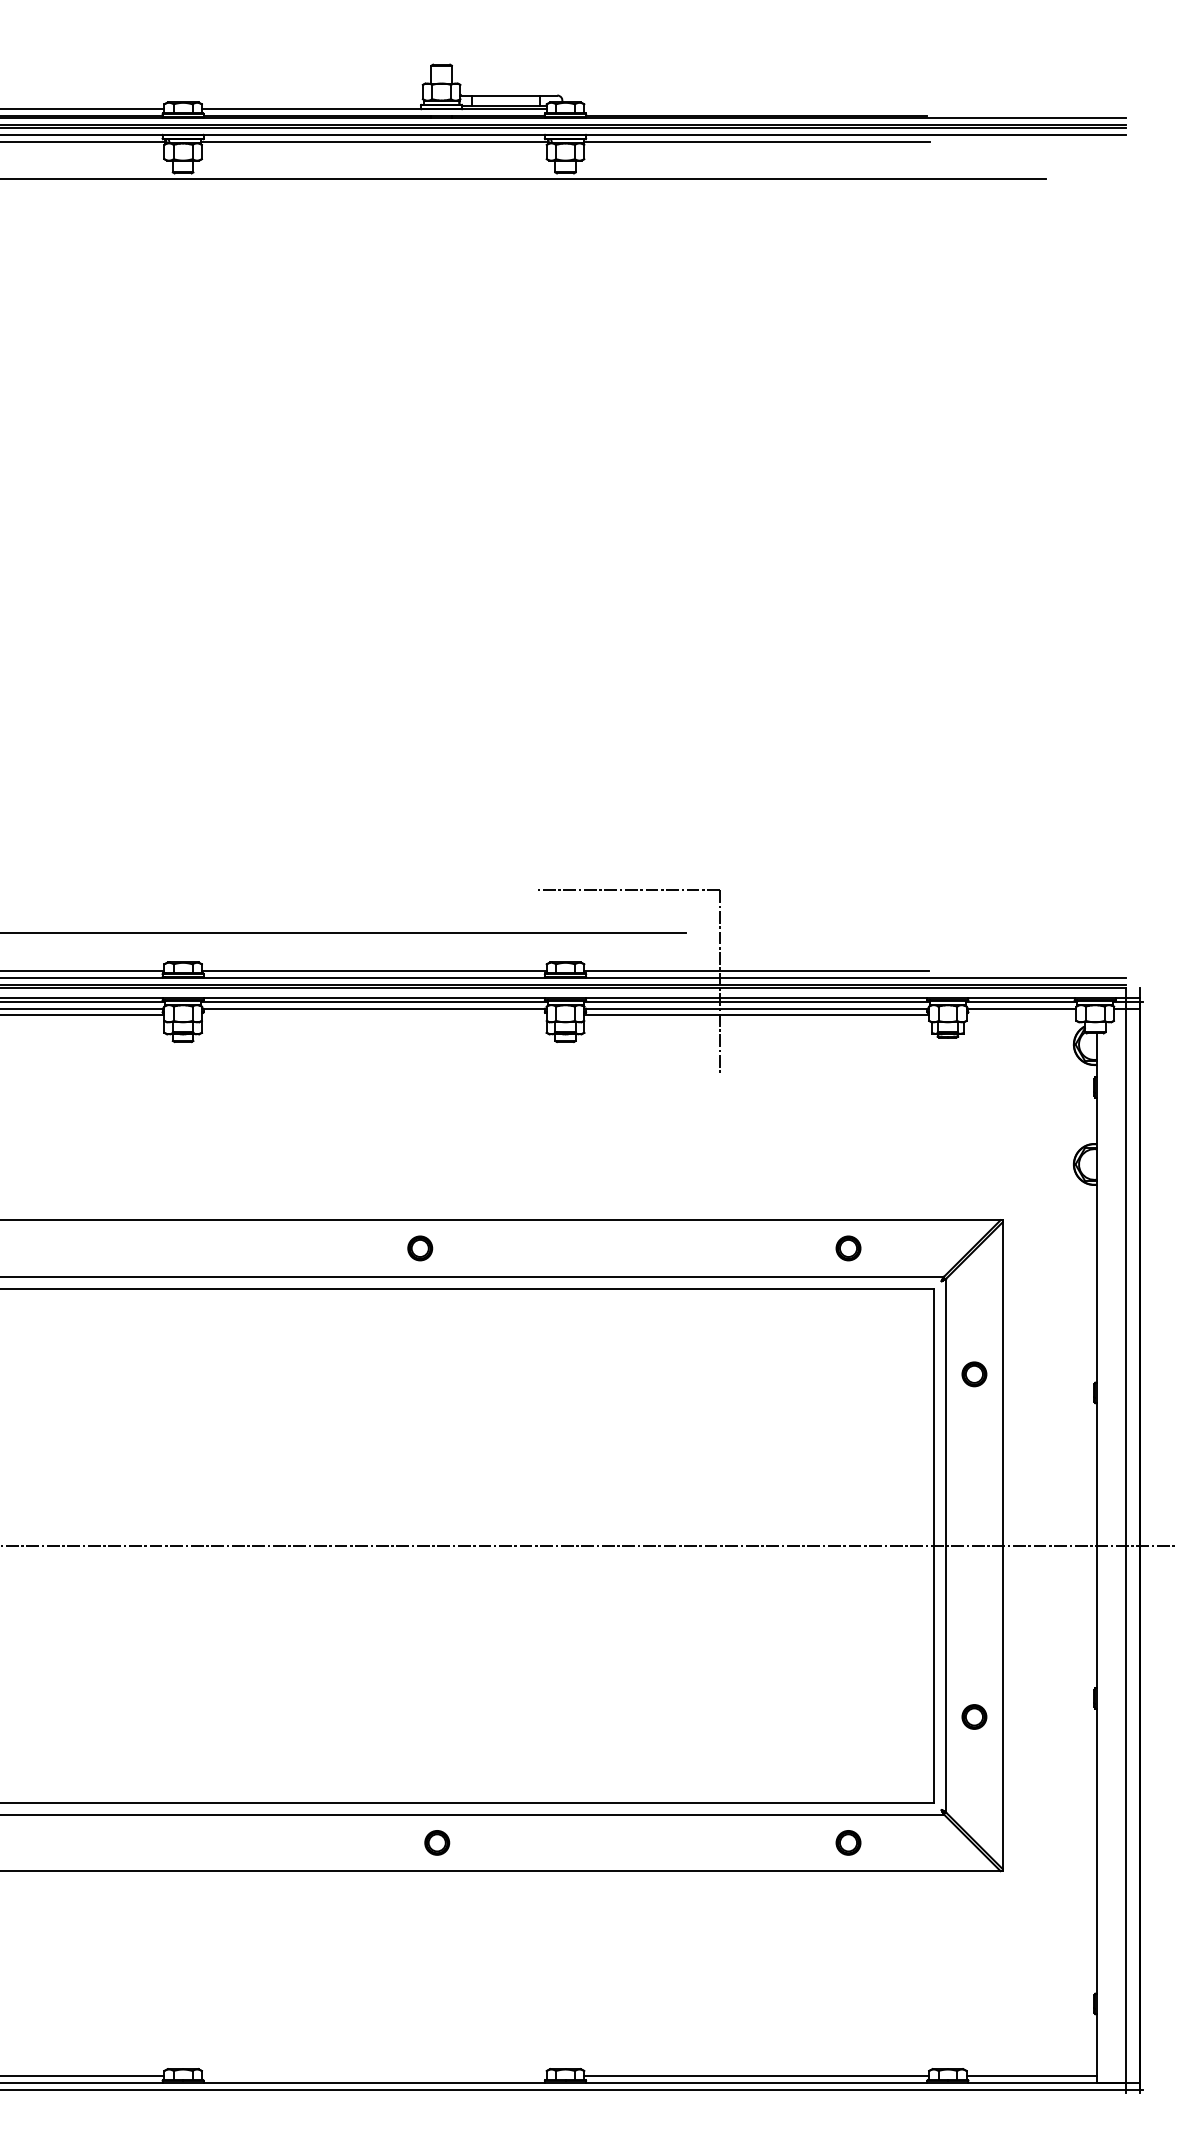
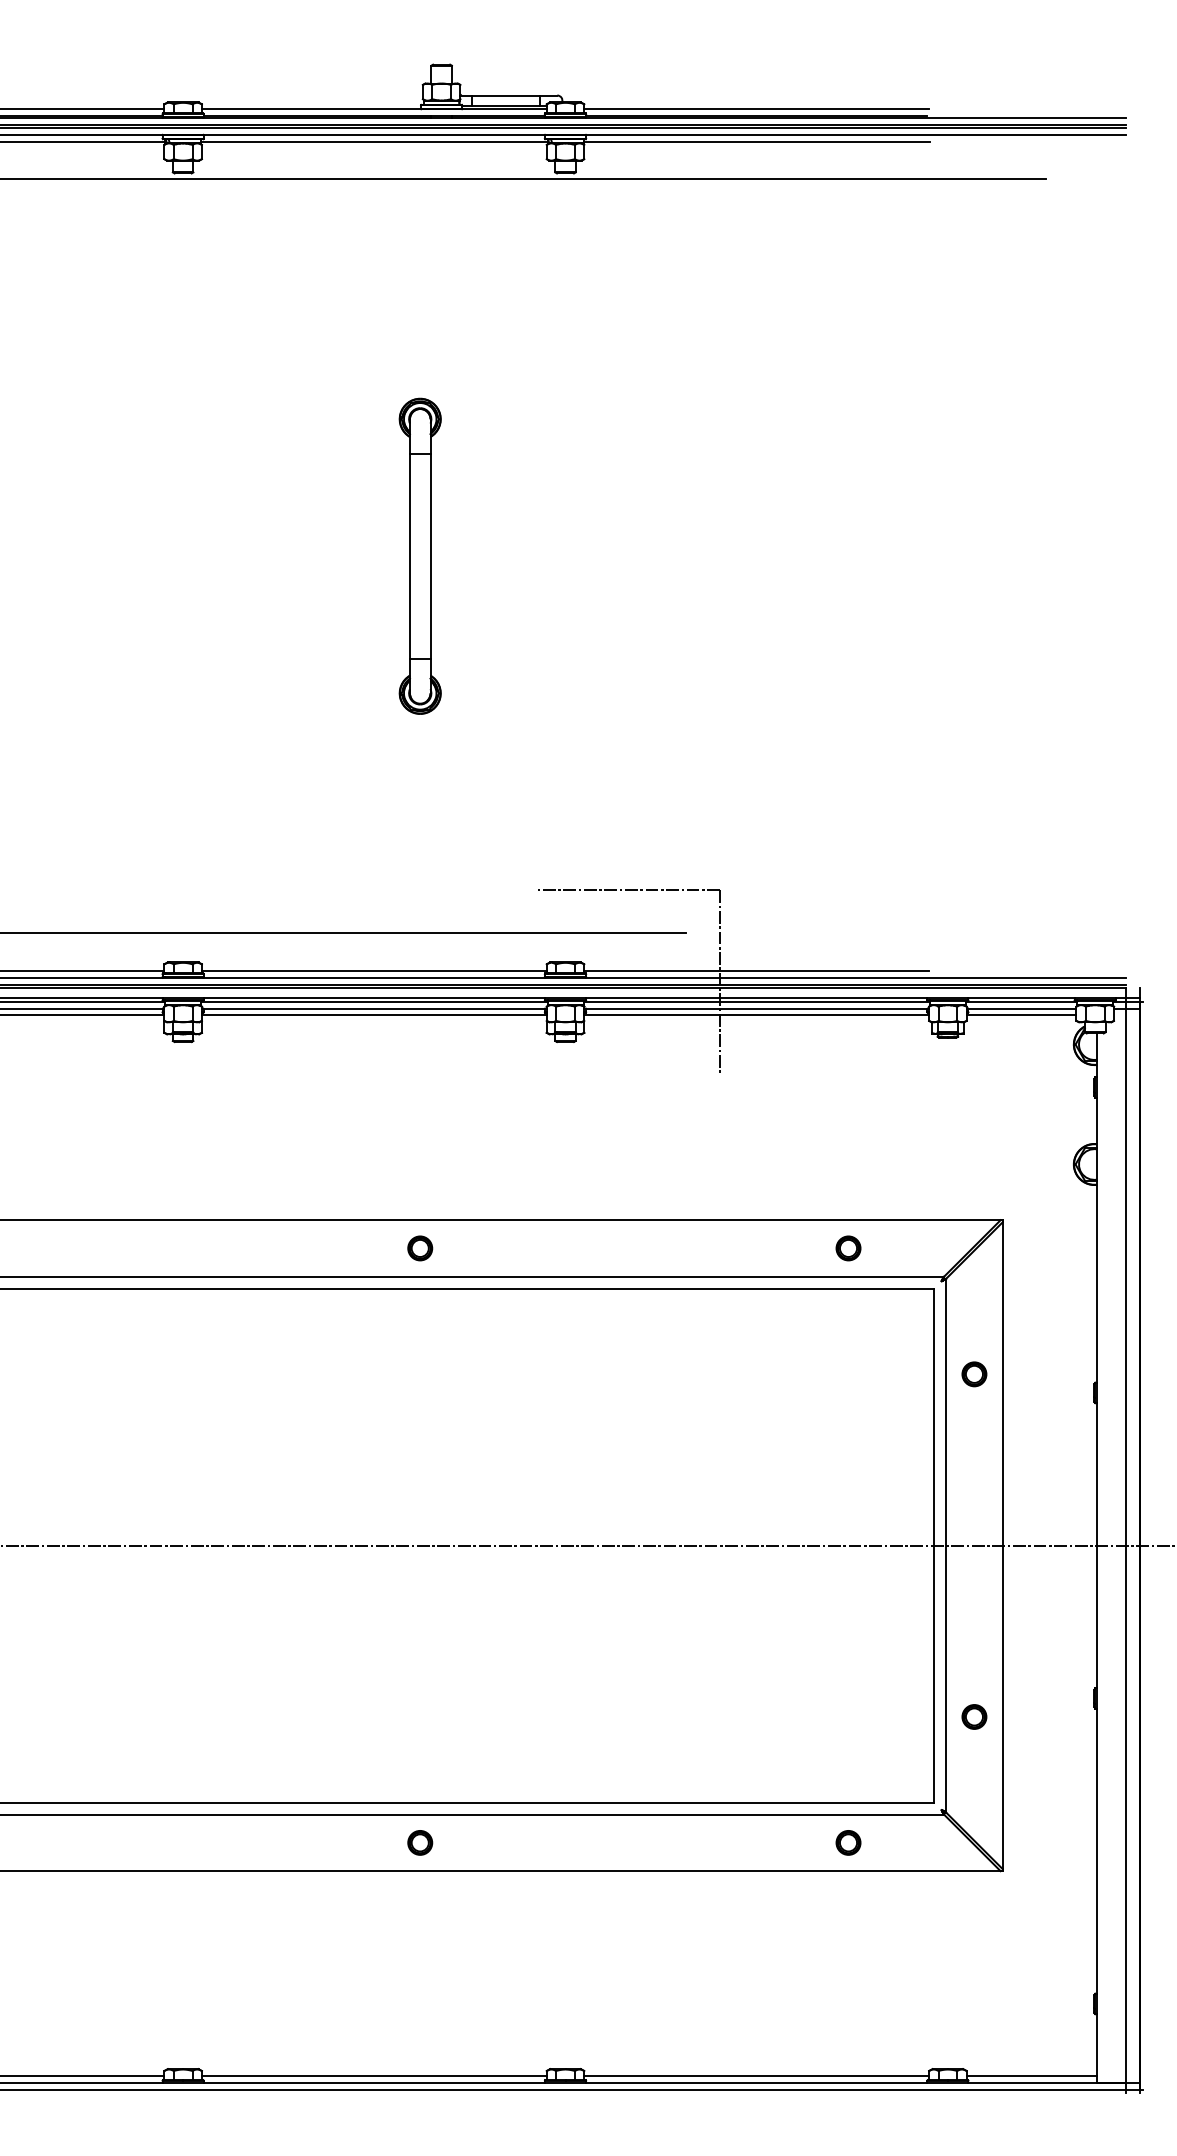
line: none -> present (756, 109)
part: none -> present (419, 555)
line: none -> present (373, 1015)
line: none -> present (1021, 1015)
part position: (437, 1842) -> (420, 1842) (420, 1842)
line: none -> present (373, 2075)
